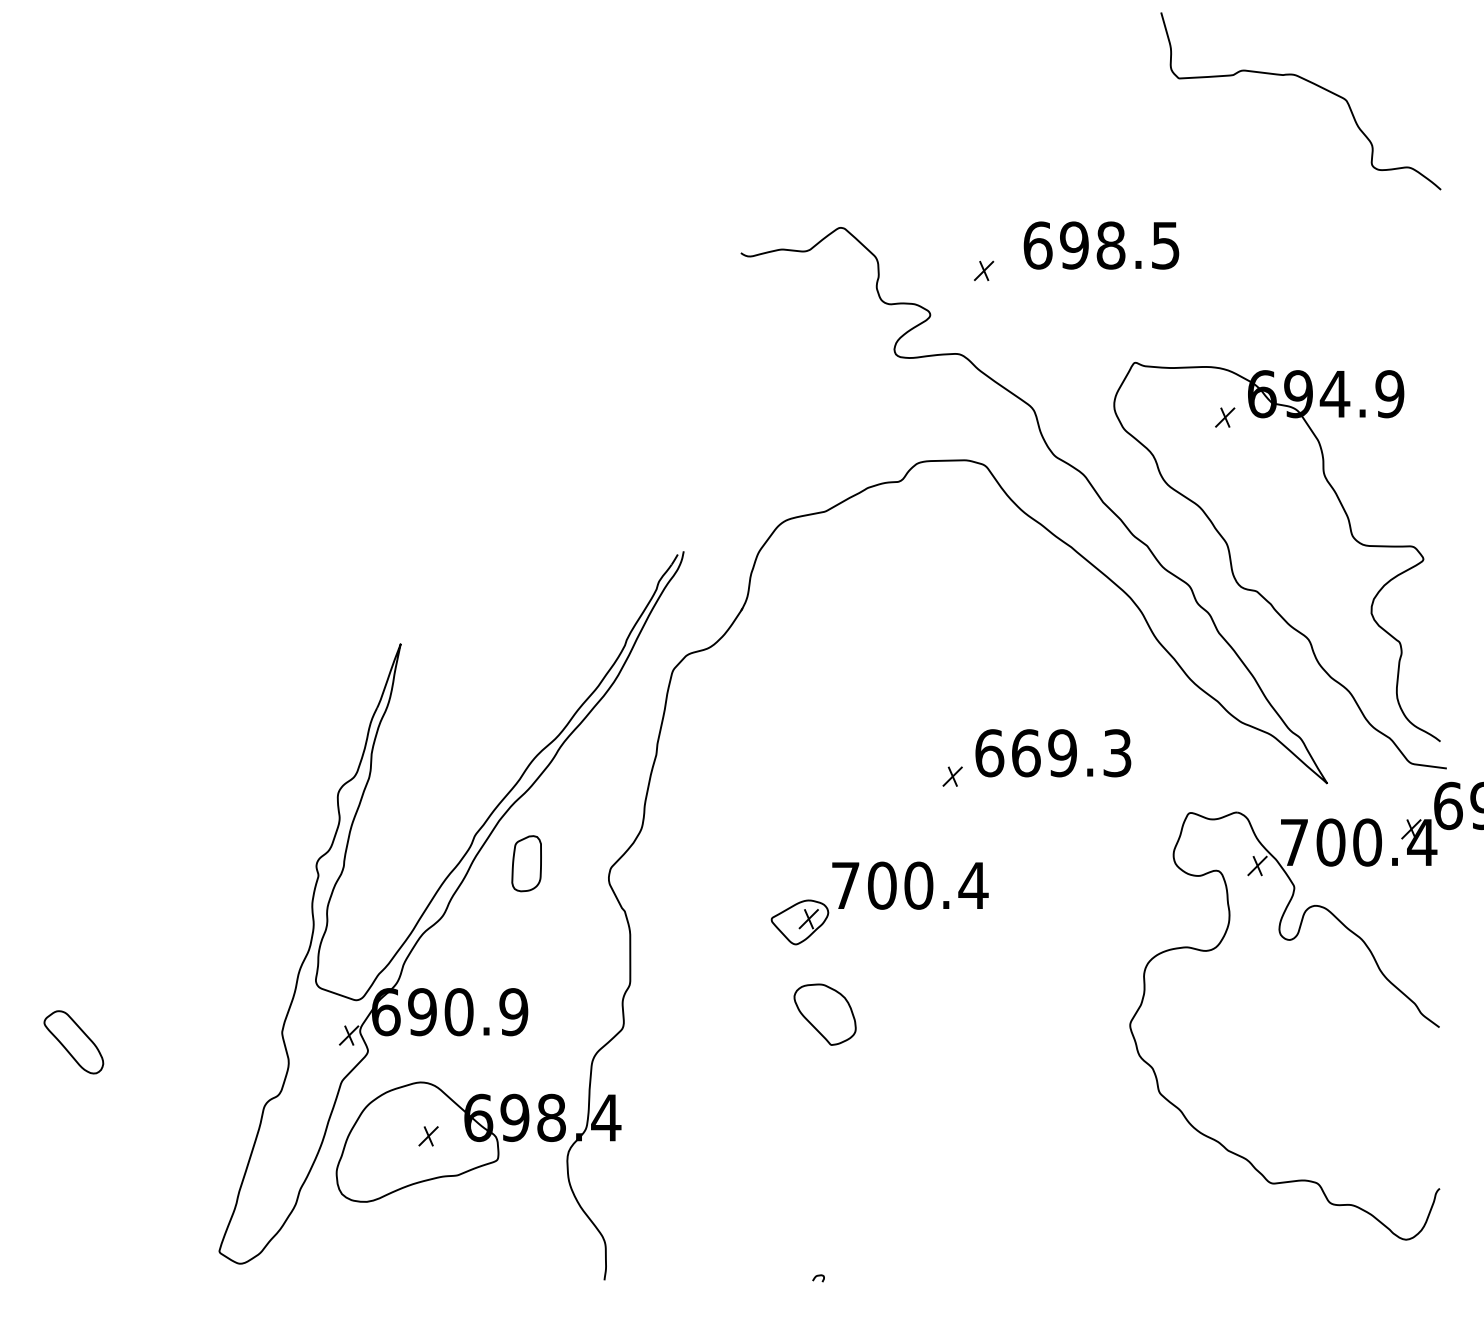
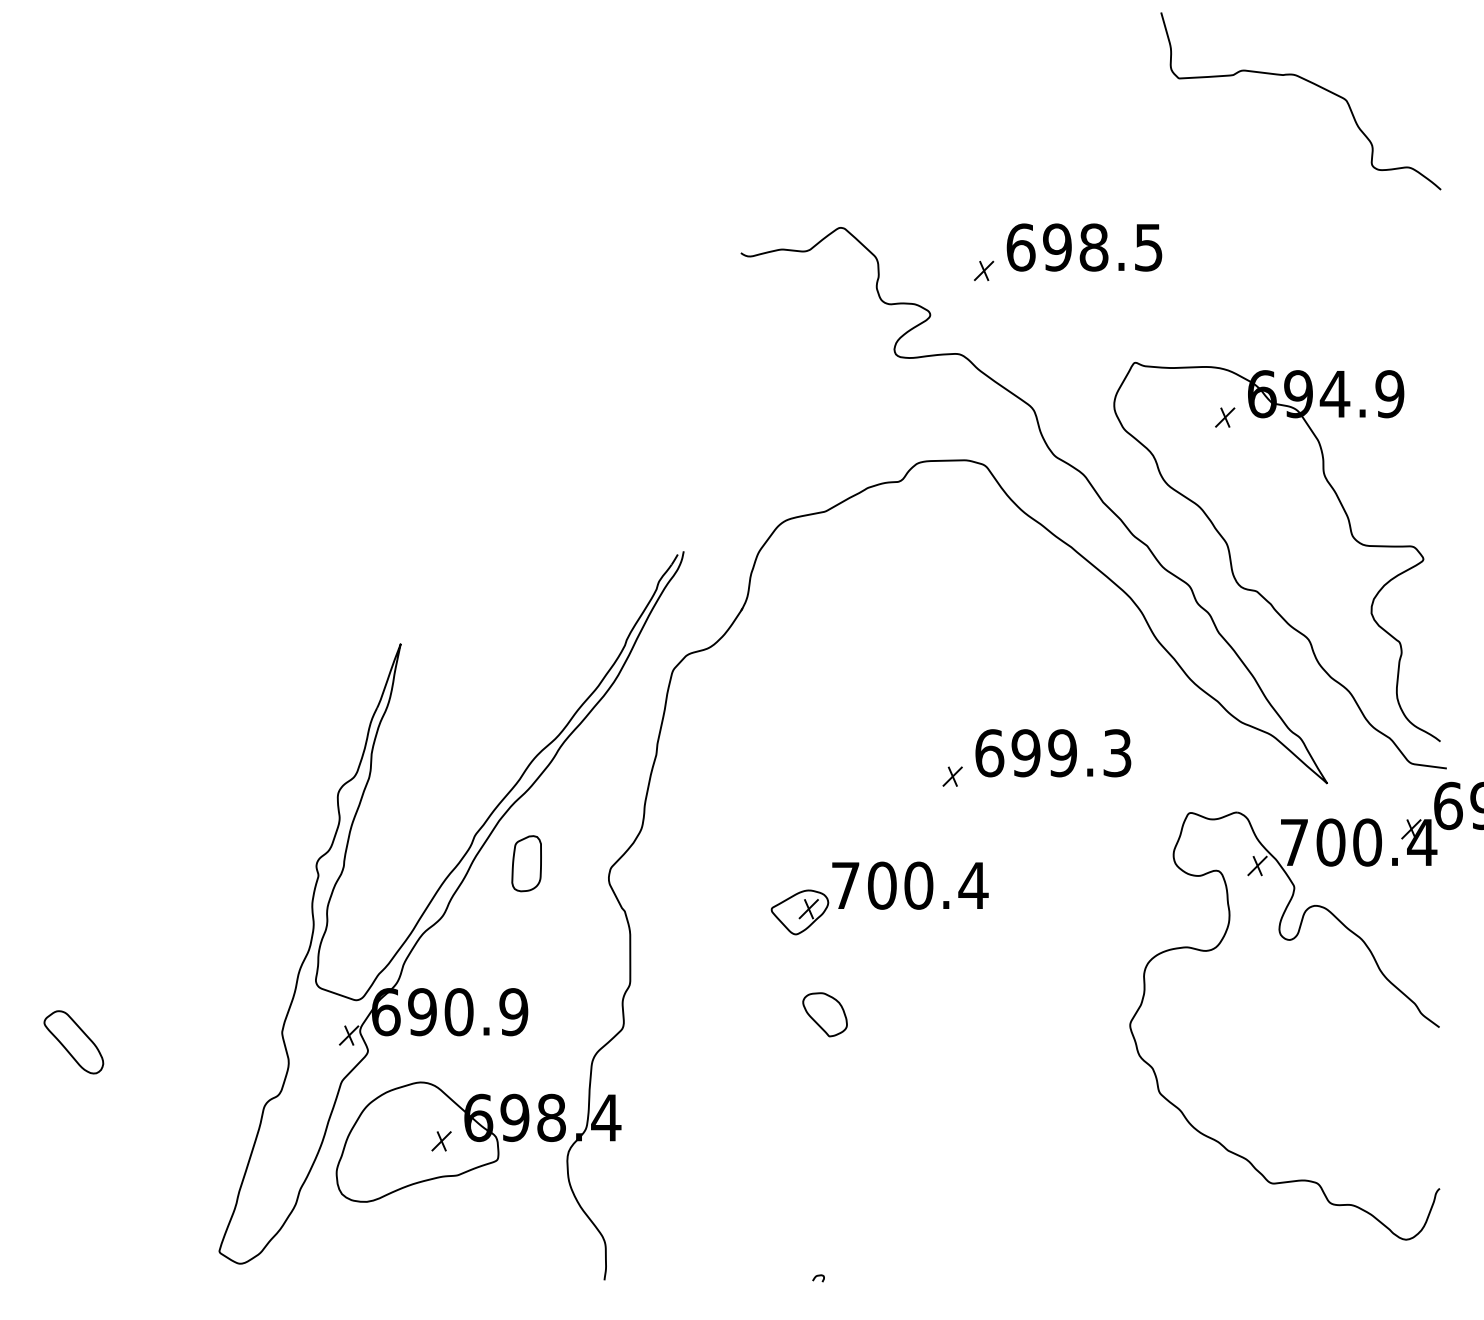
text position: (1101, 245) -> (1084, 247) (1084, 247)
text: 669.3 -> 699.3 (1025, 753)
part position: (799, 922) -> (799, 912) (799, 912)
part size: 64x63 px -> 46x46 px (824, 1014)
part position: (428, 1136) -> (441, 1141) (441, 1141)
